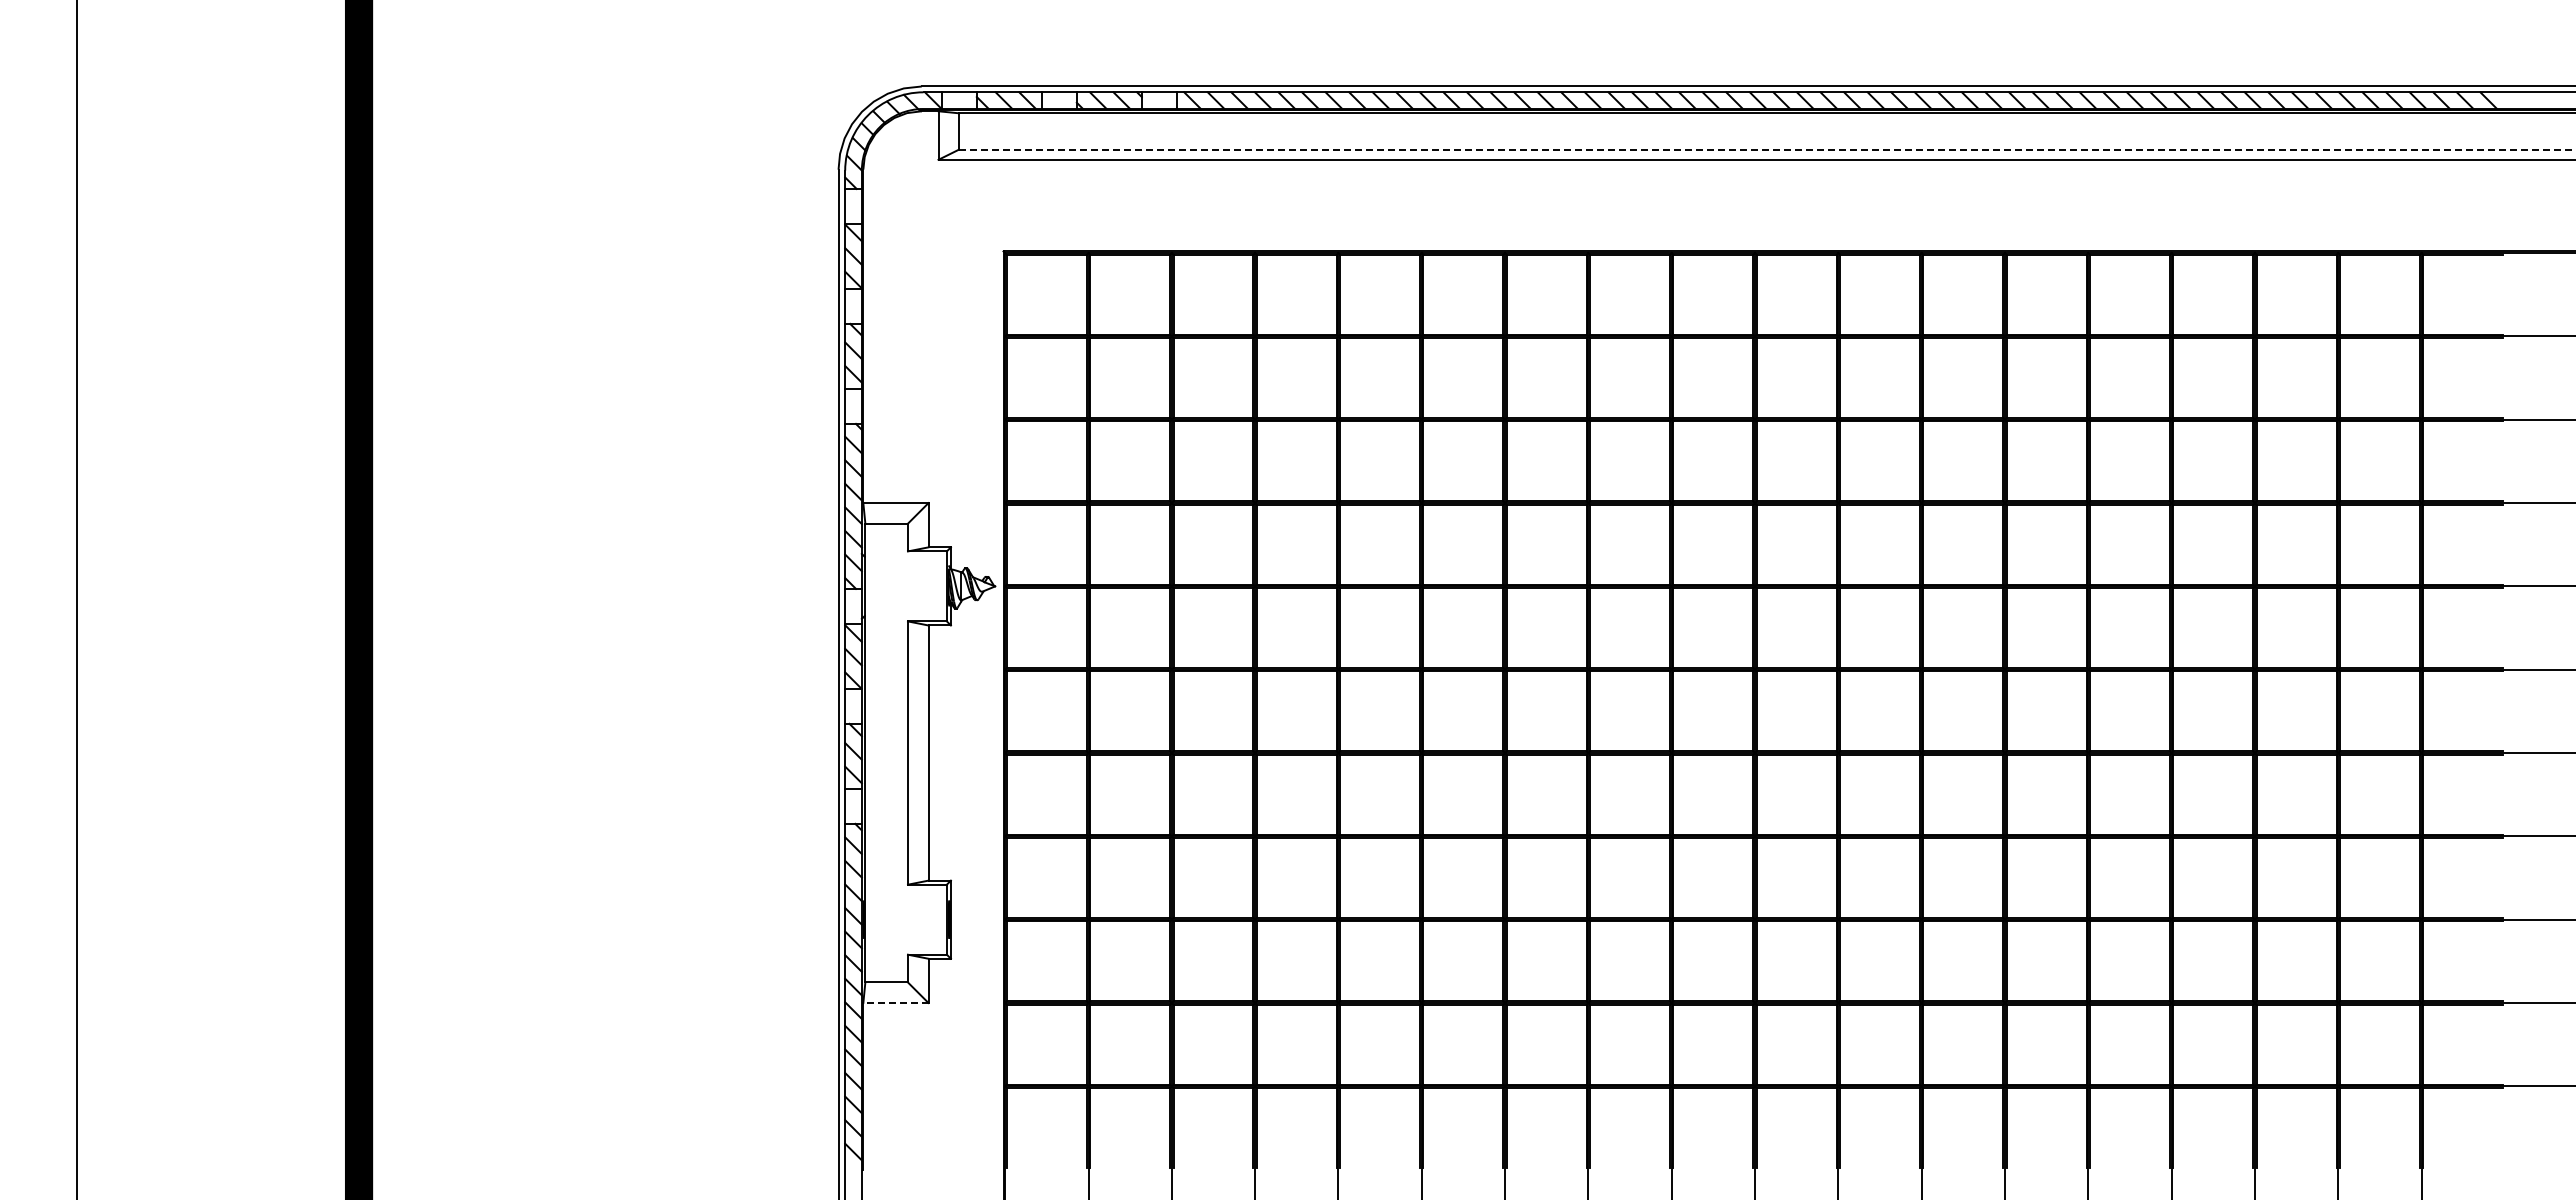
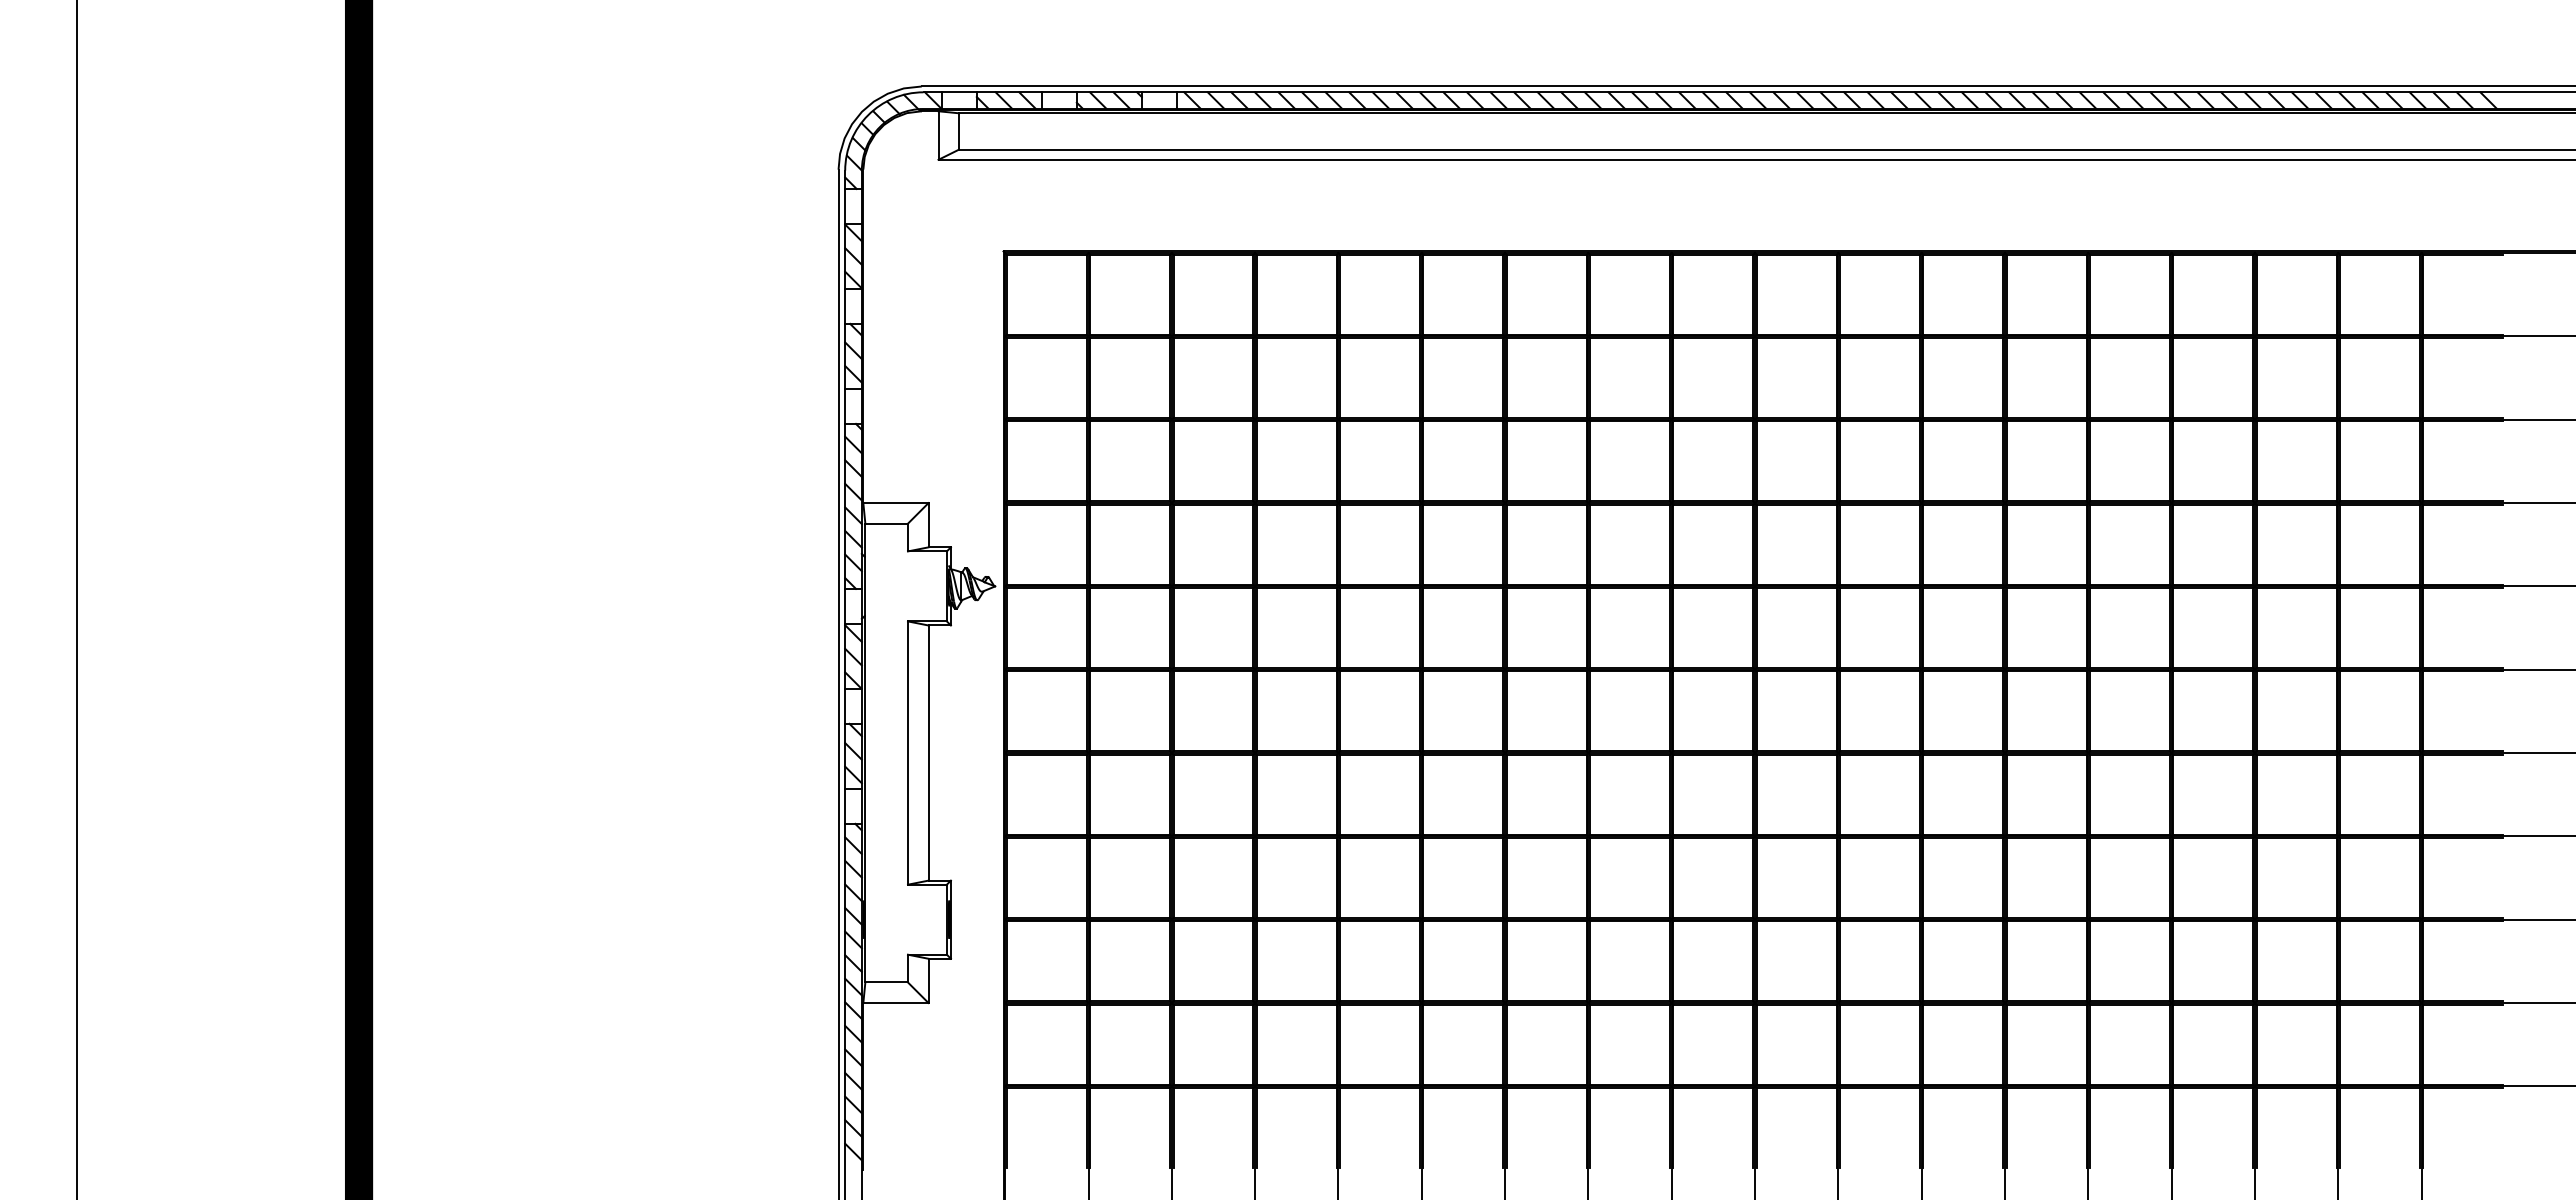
line: dashed -> solid (1767, 149)
line: dashed -> solid (895, 1003)
